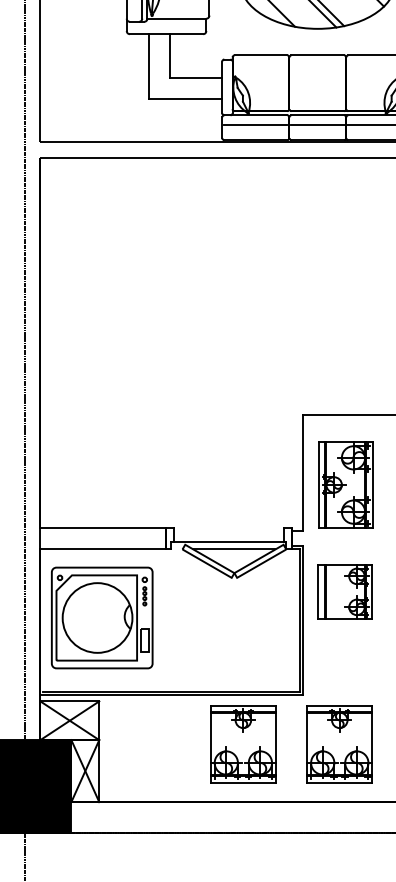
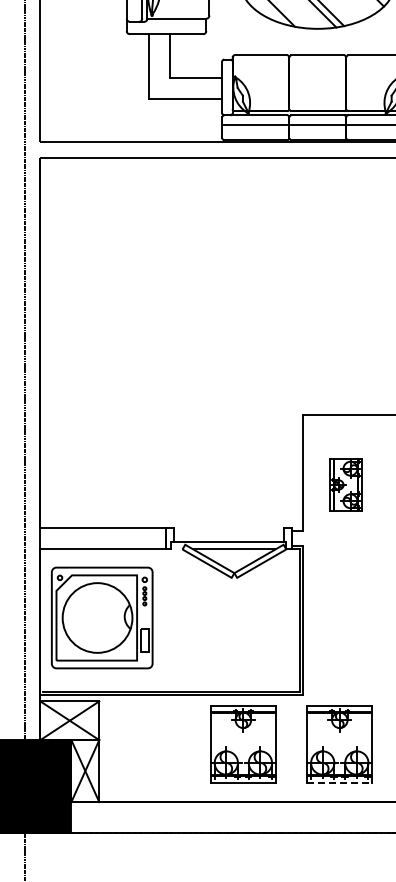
part size: 56x88 px -> 34x54 px (345, 484)
part: present -> none (344, 591)
line: solid -> dashed (339, 783)
